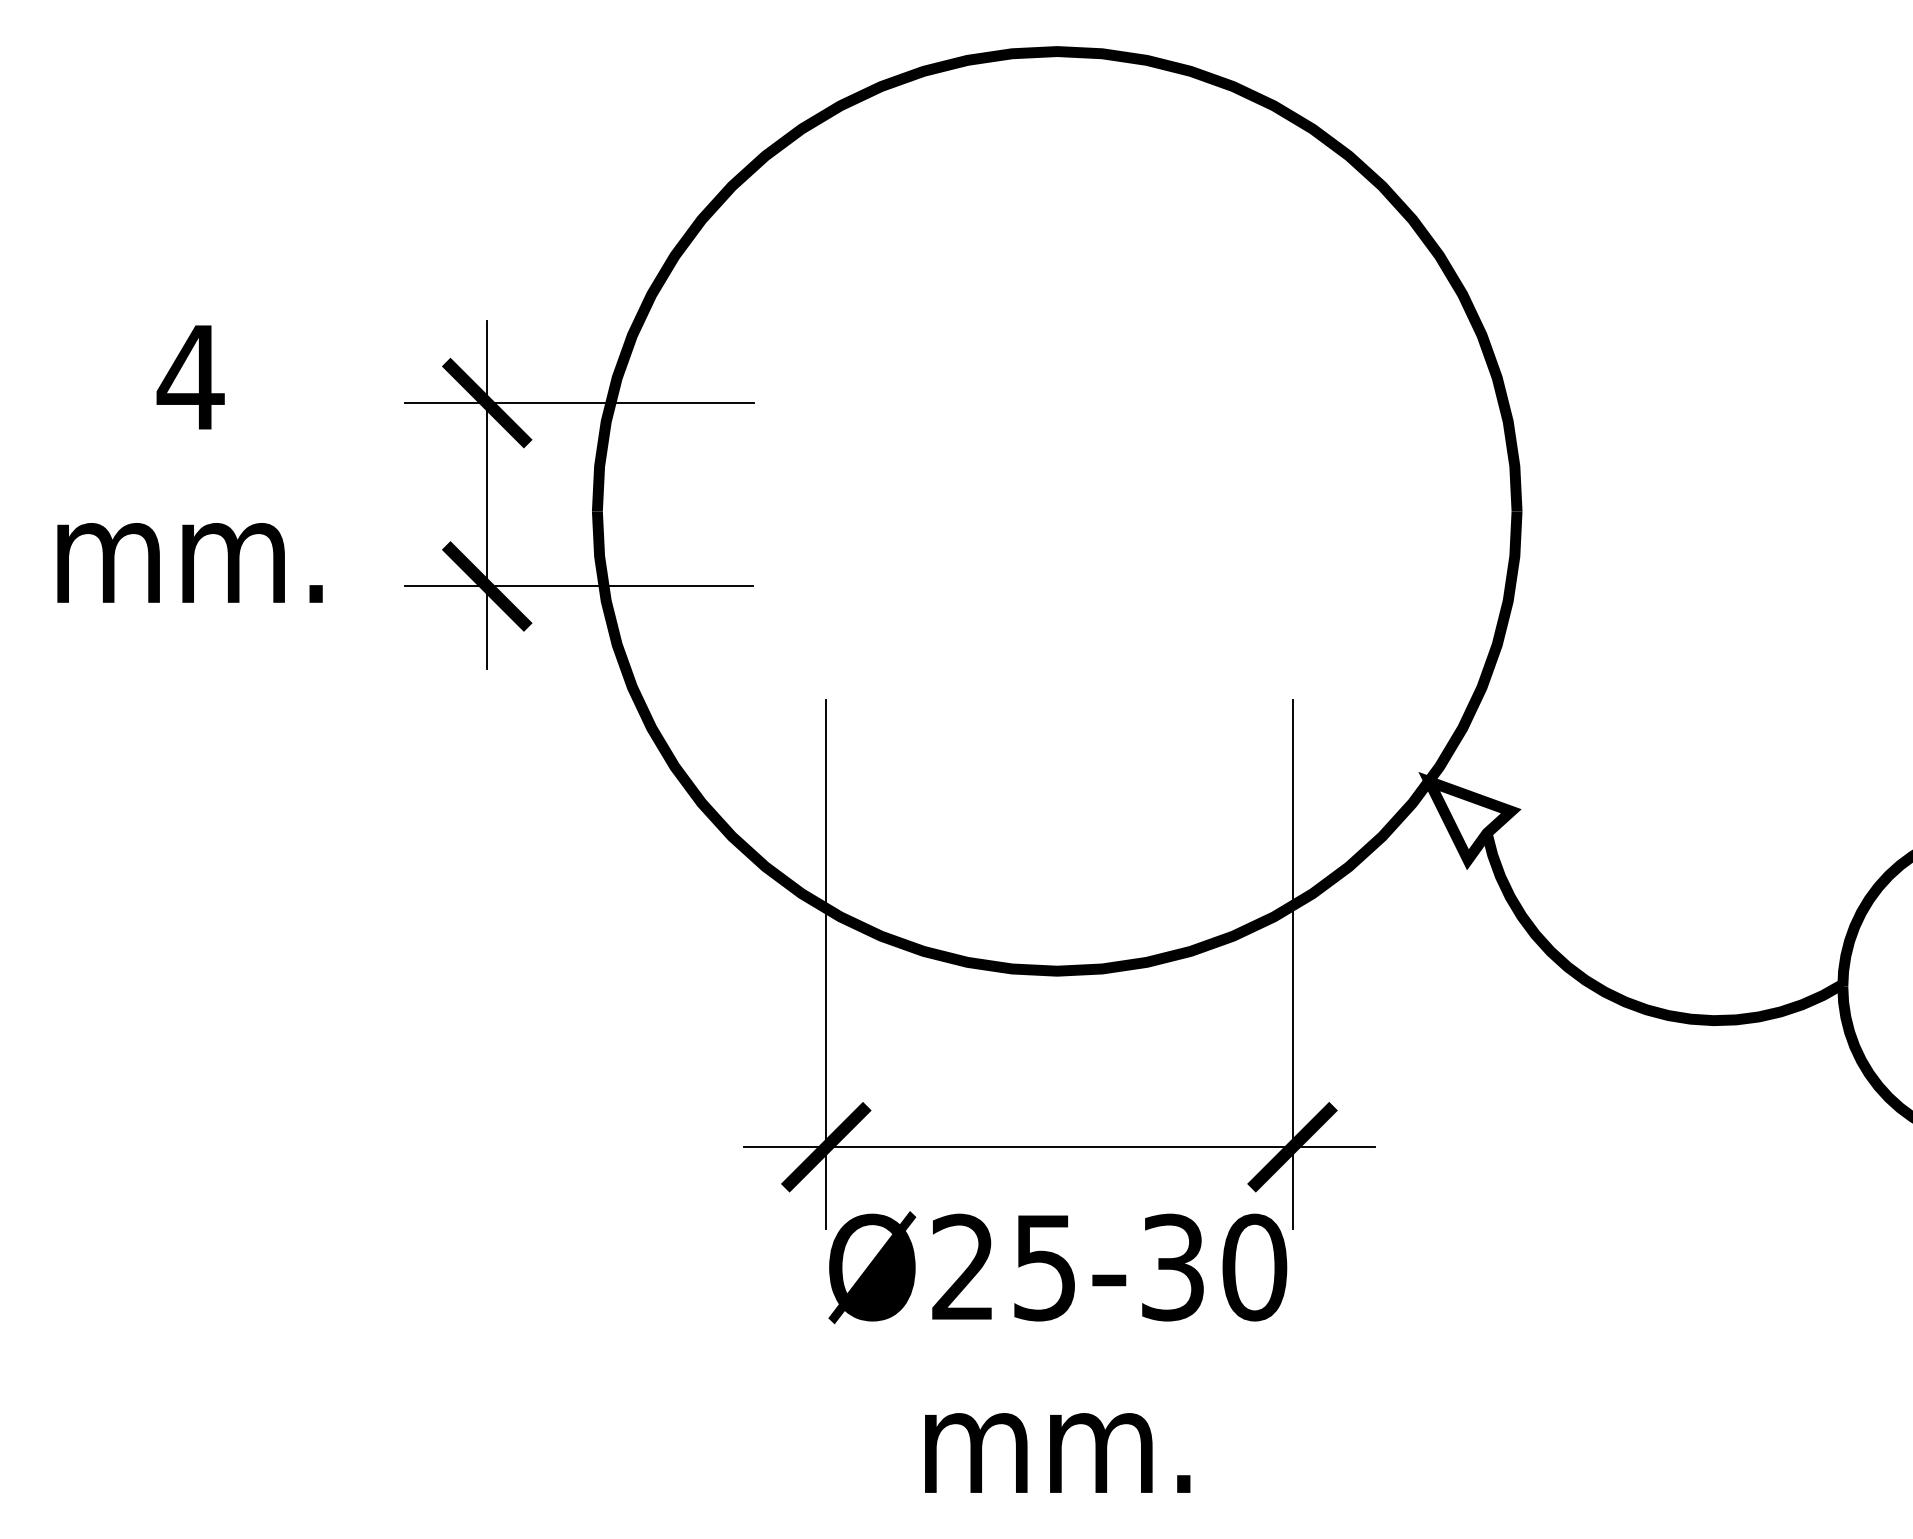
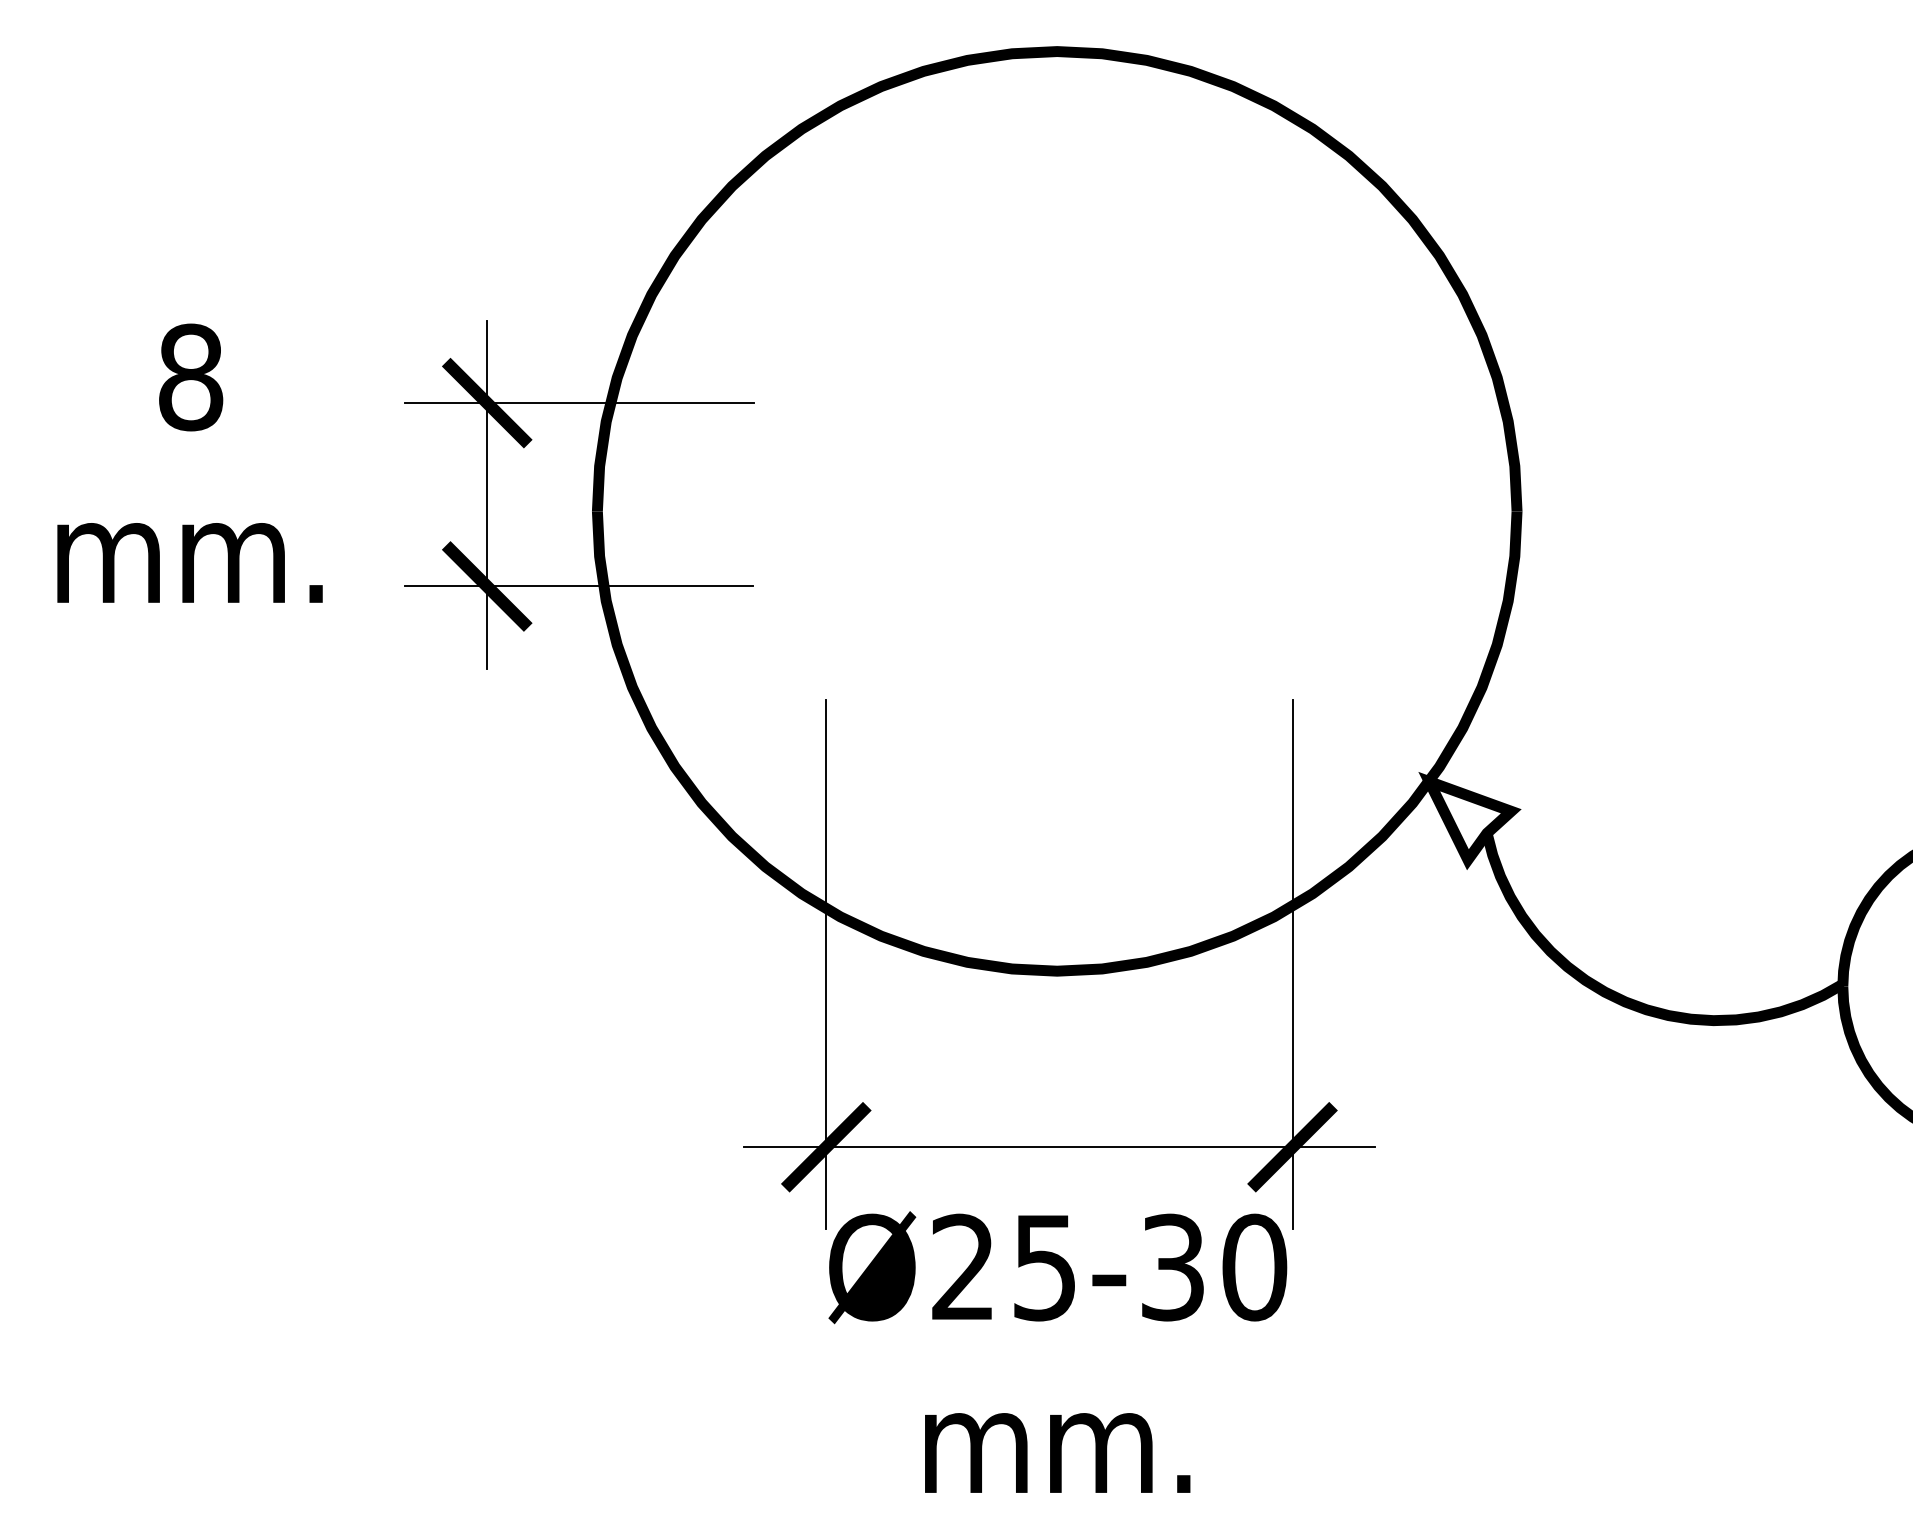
text: 4 -> 8 (190, 377)
